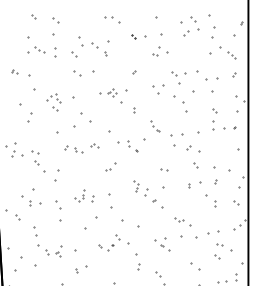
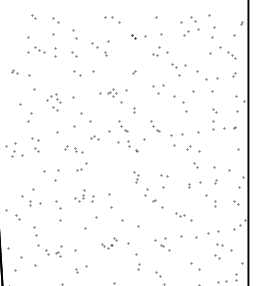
part position: (80, 41) -> (74, 34) (74, 34)
part position: (178, 77) -> (178, 69) (178, 69)
part: none -> present (123, 126)
part position: (94, 145) -> (94, 137) (94, 137)
part position: (35, 157) -> (35, 144) (35, 144)
part position: (110, 166) -> (81, 166) (81, 166)
part position: (164, 169) -> (164, 175) (164, 175)
part position: (136, 186) -> (136, 177) (136, 177)
part position: (182, 221) -> (183, 216) (183, 216)
part size: 23x18 px -> 17x13 px (109, 243)
